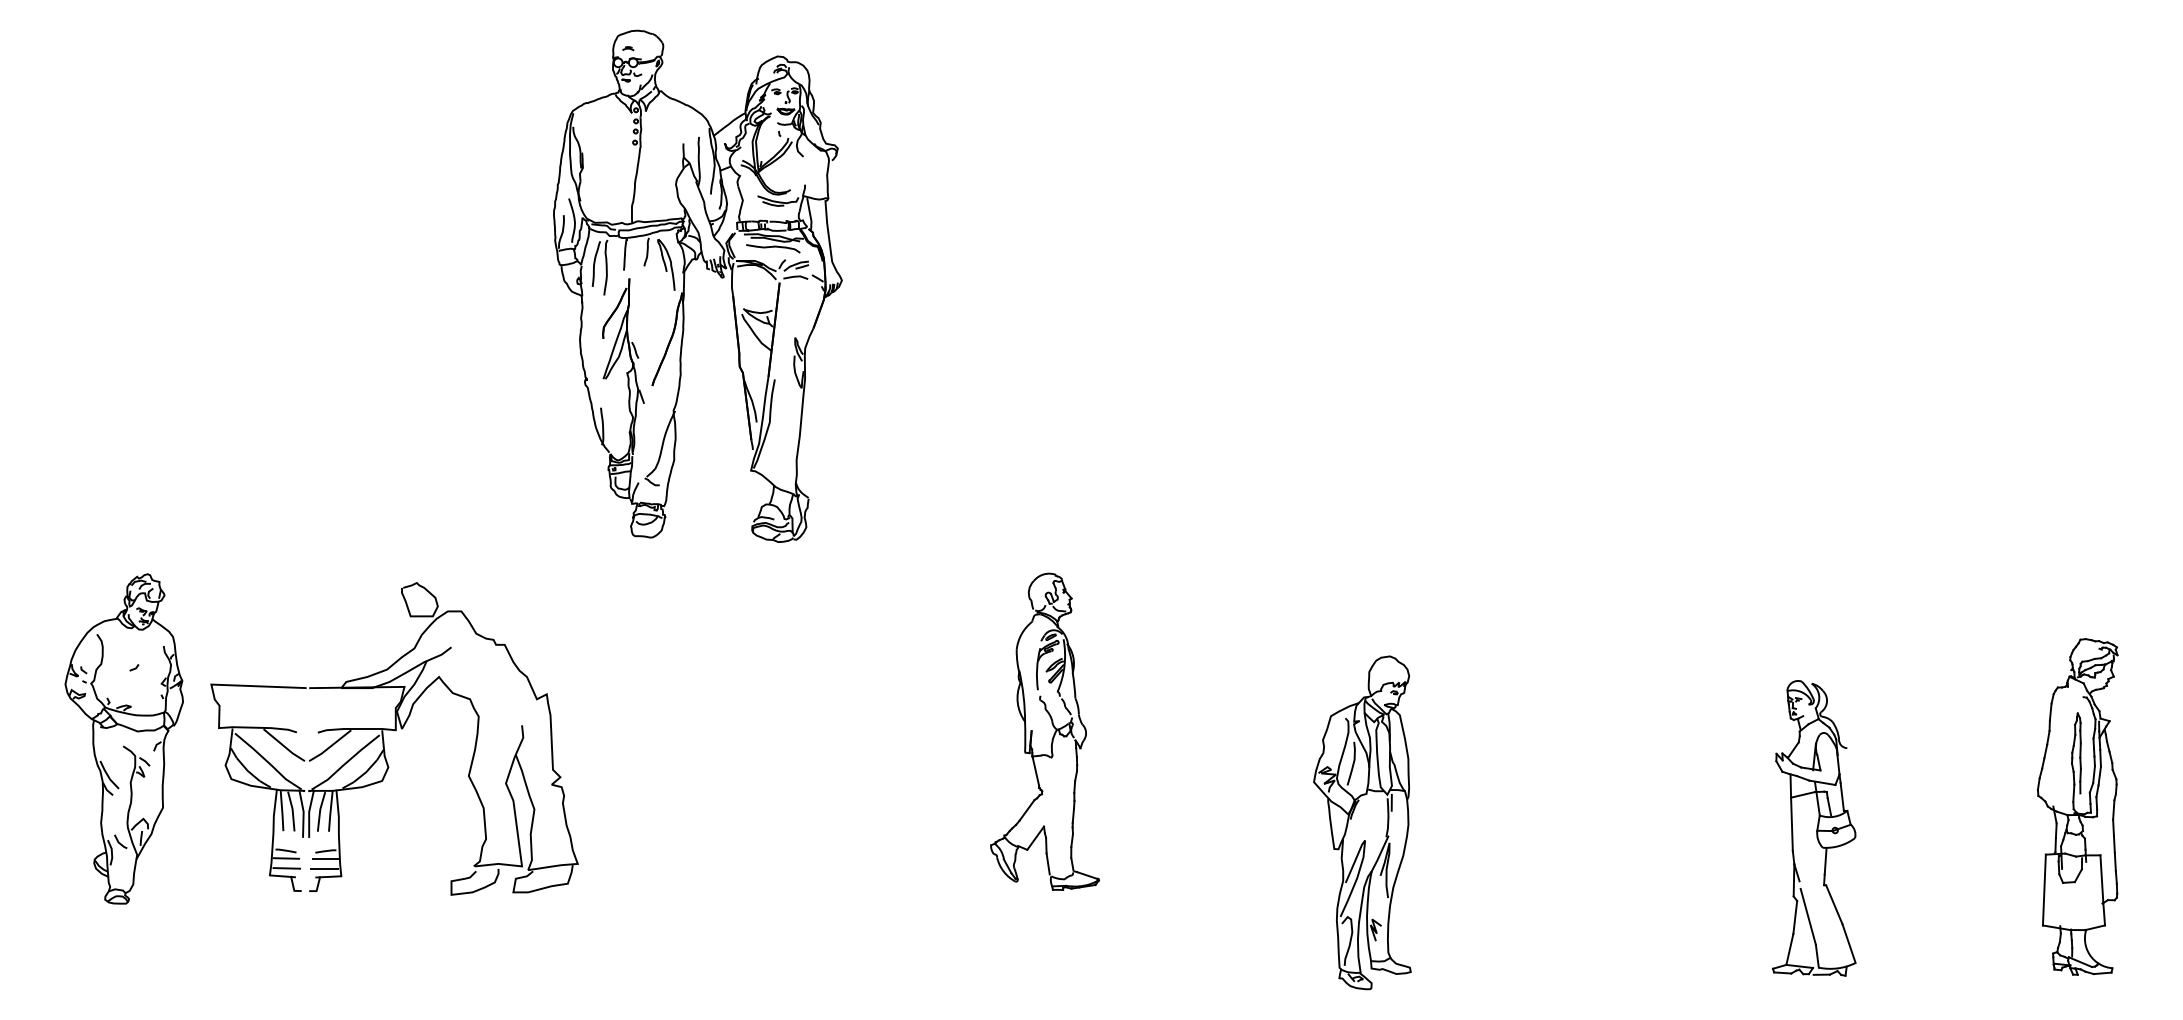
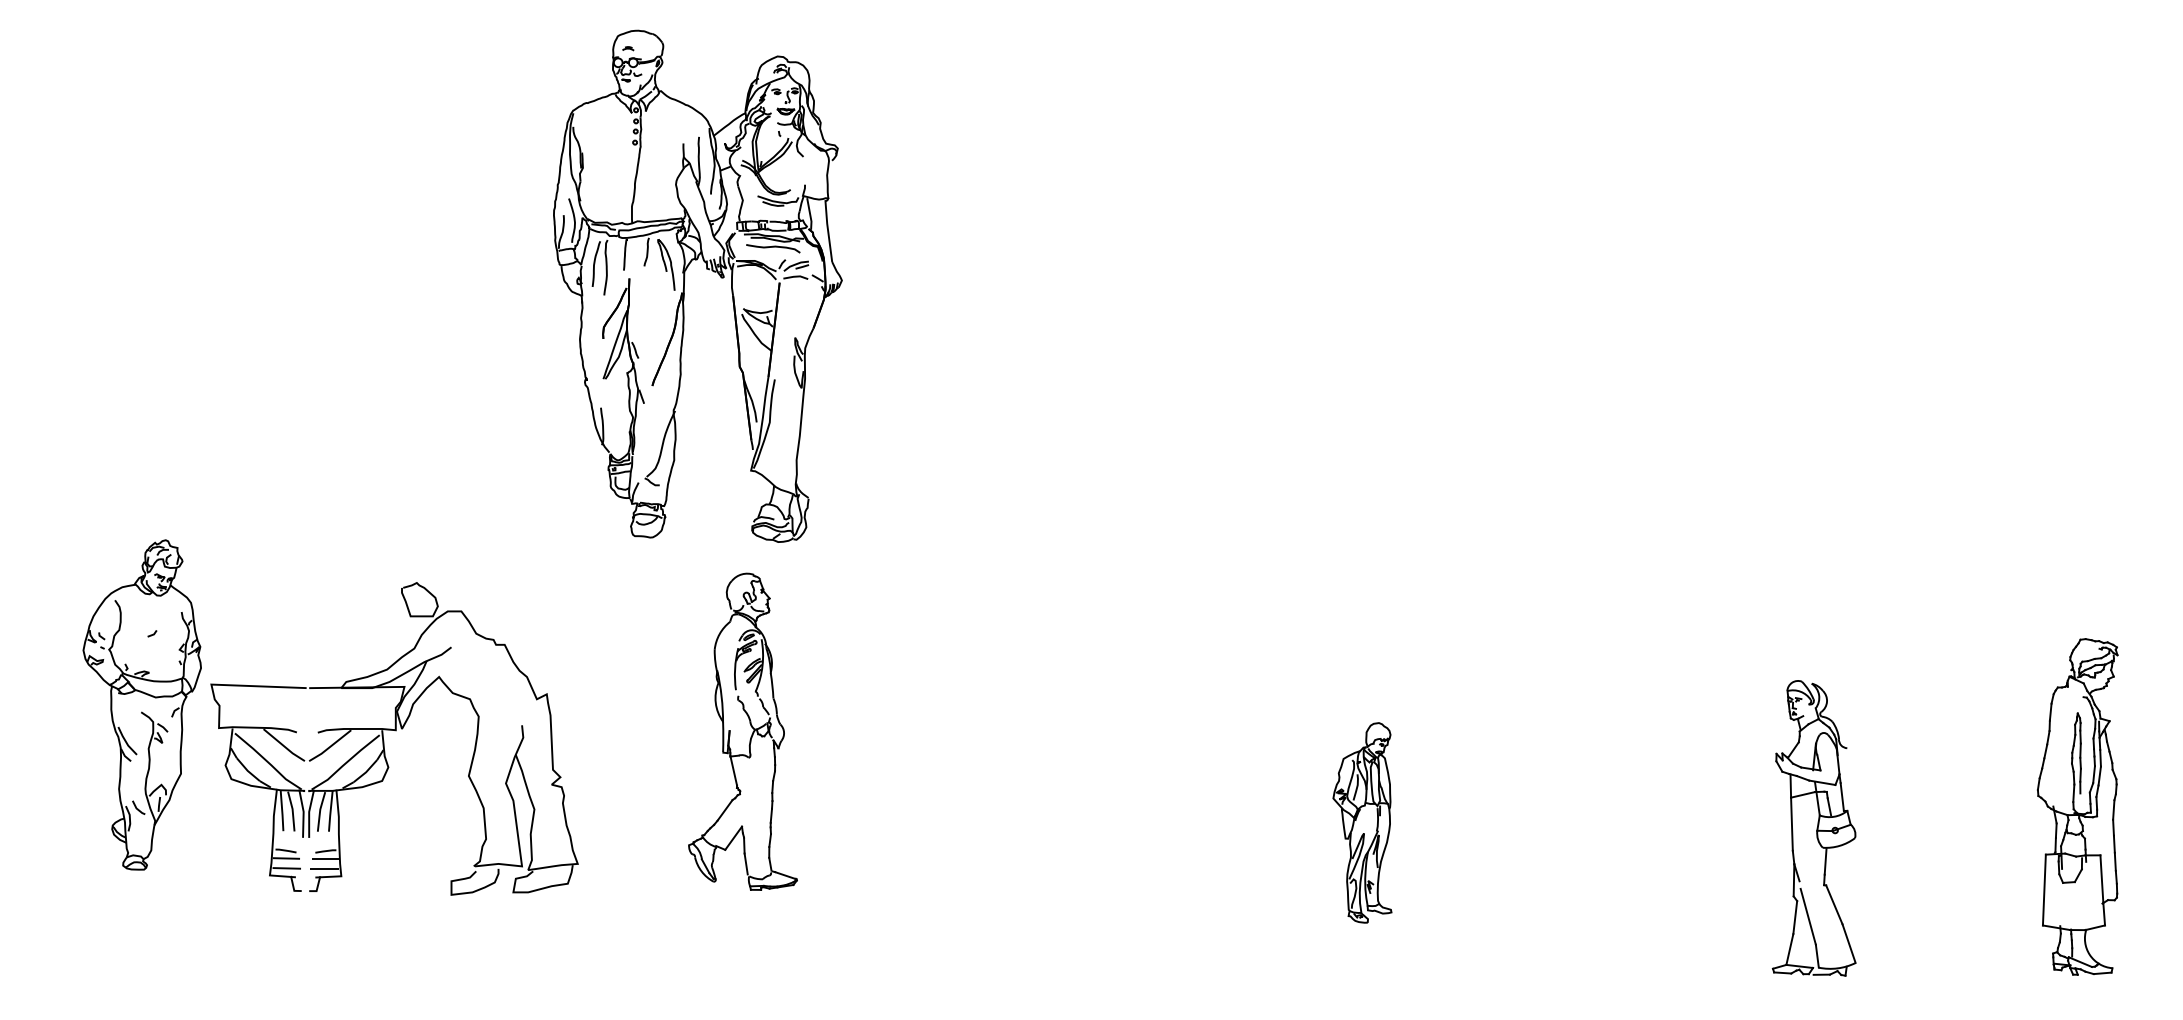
part position: (1044, 731) -> (742, 731) (742, 731)
part position: (123, 738) -> (141, 704) (141, 704)
part size: 99x336 px -> 61x202 px (1362, 822)
